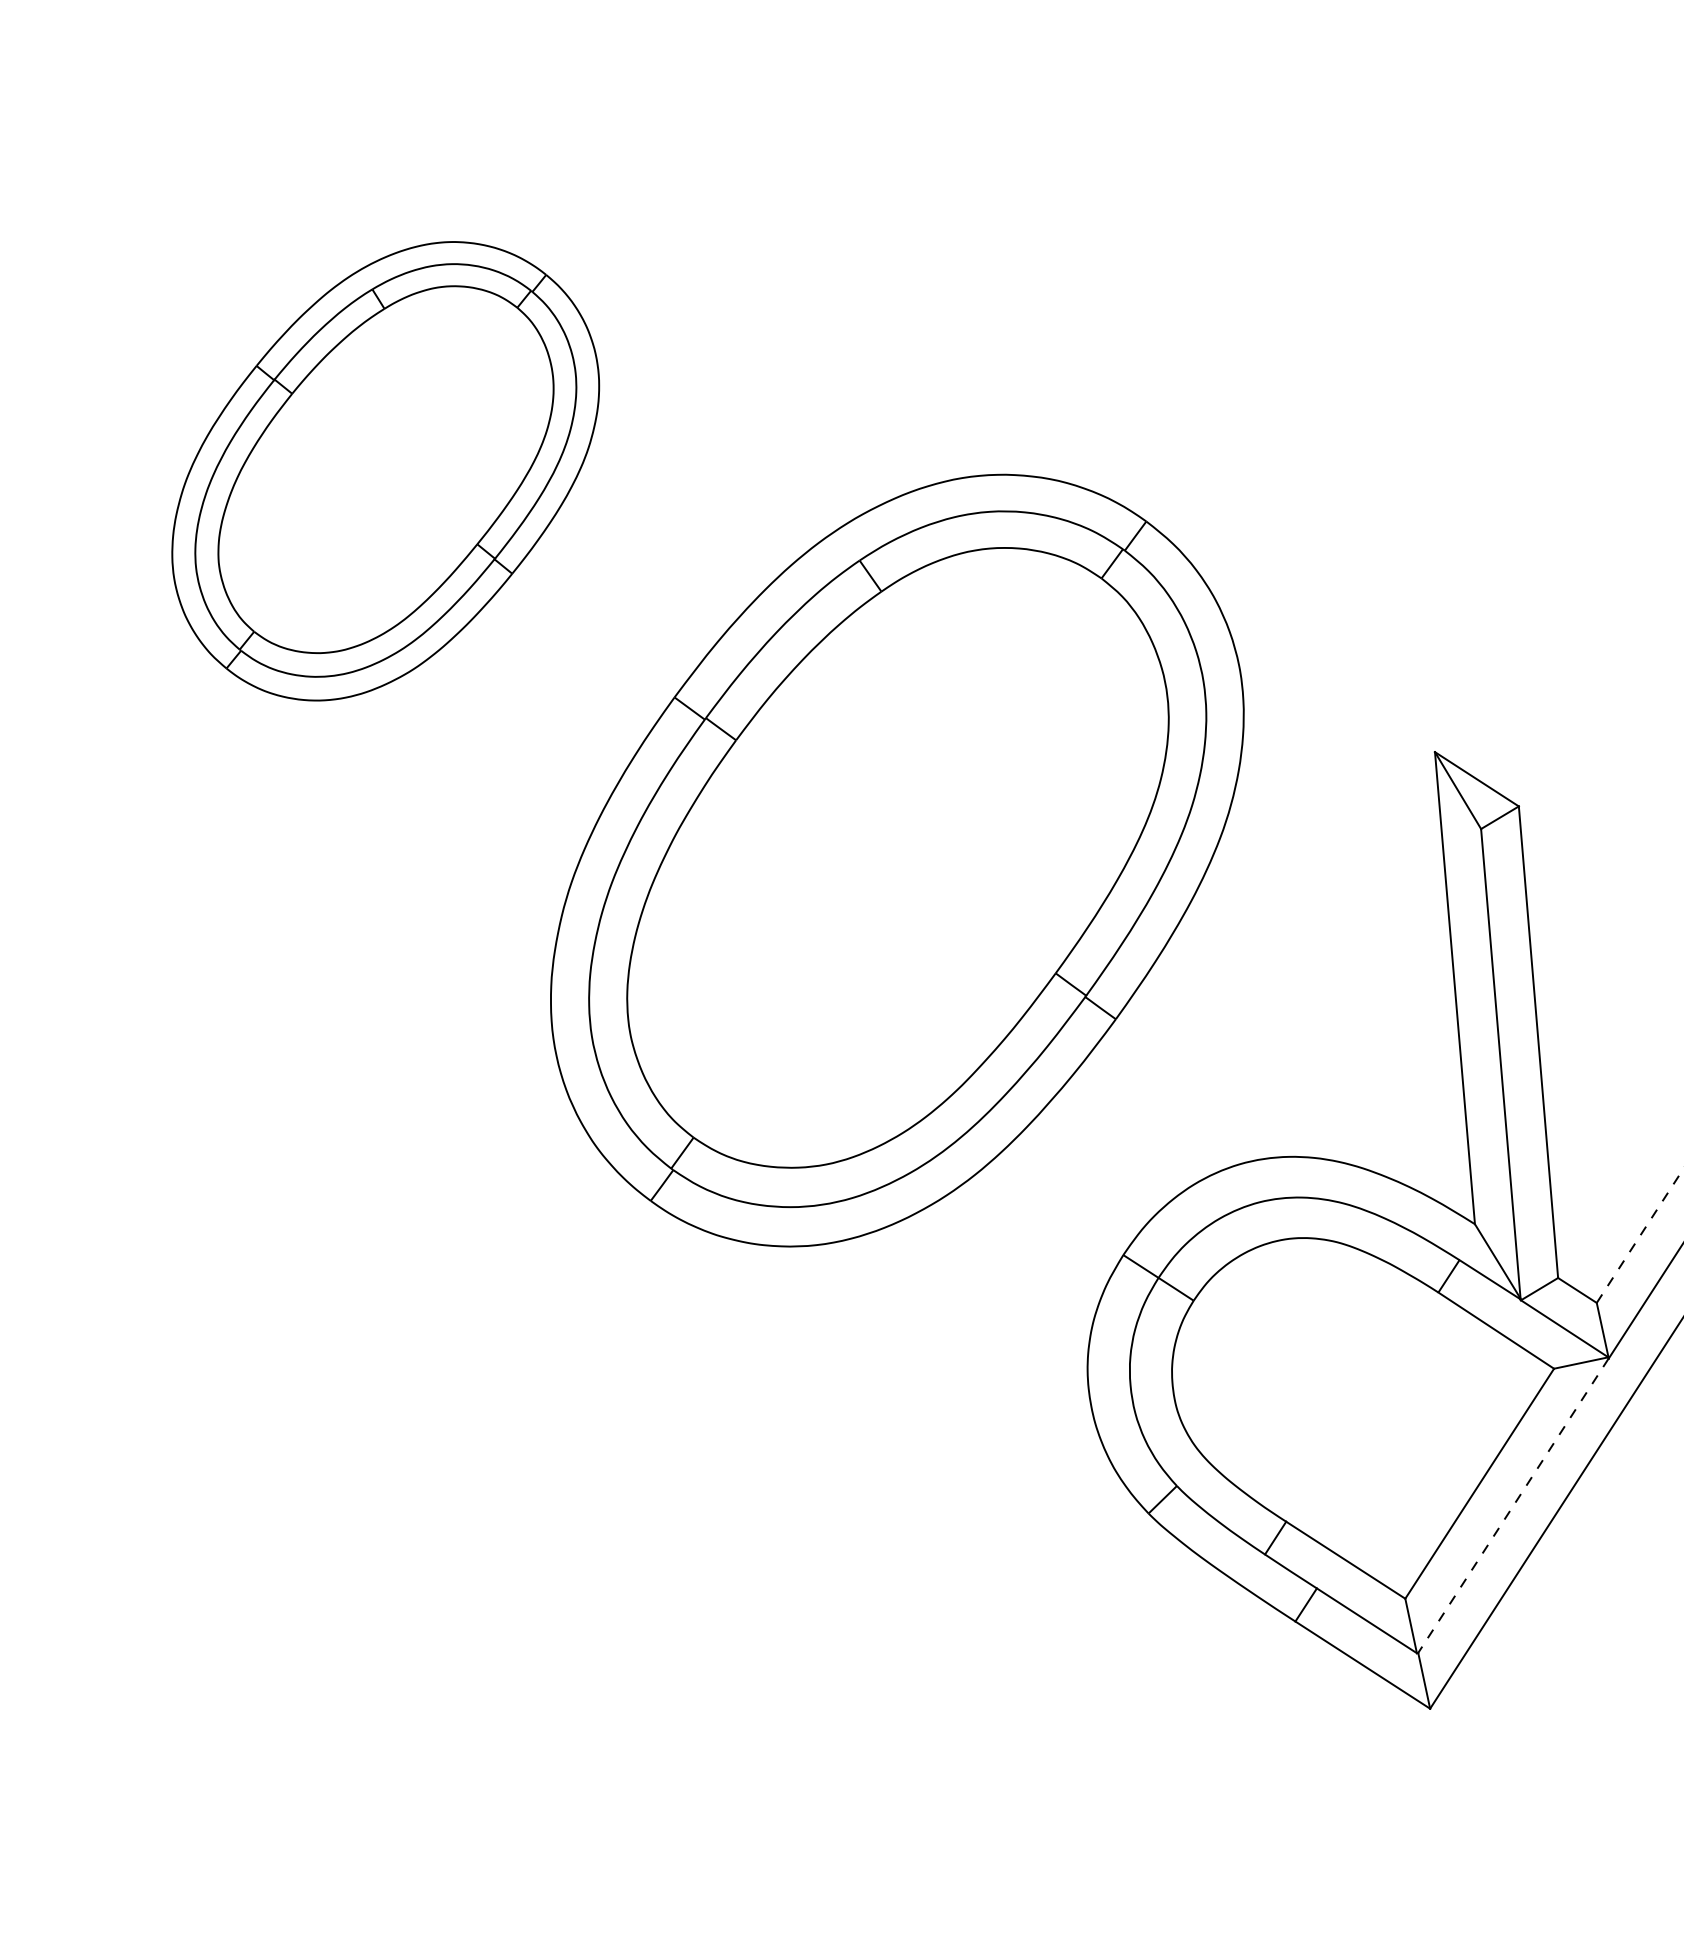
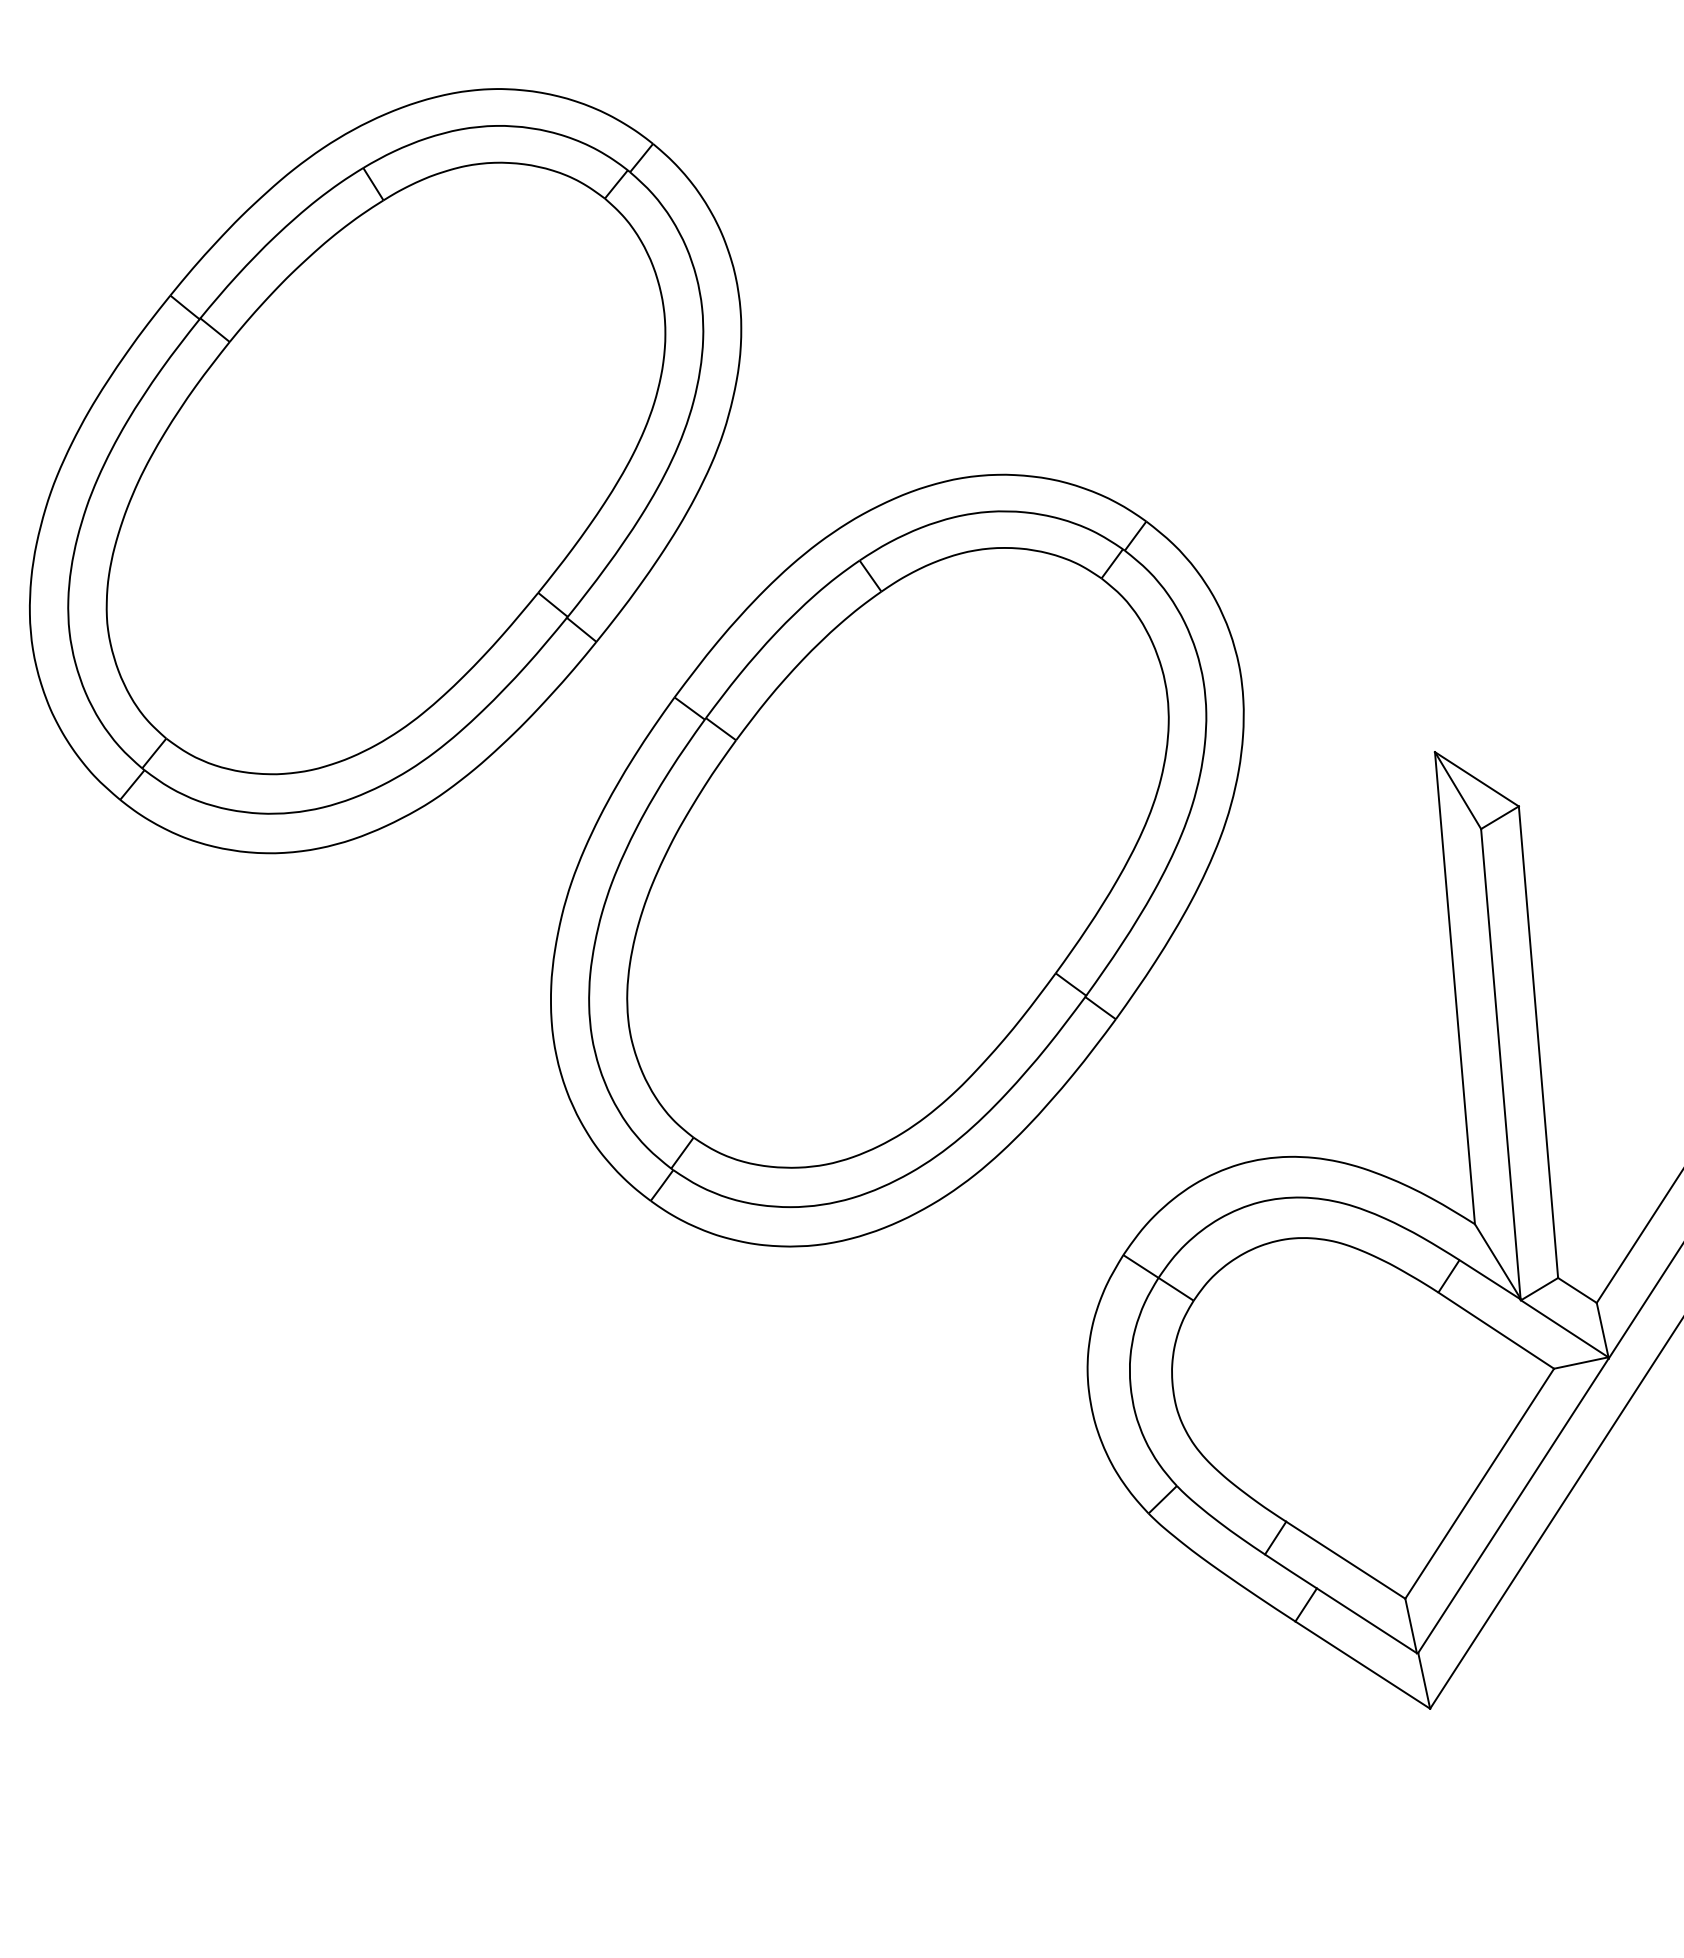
part size: 430x461 px -> 714x767 px (385, 471)
line: dashed -> solid (1640, 1235)
line: dashed -> solid (1513, 1506)
